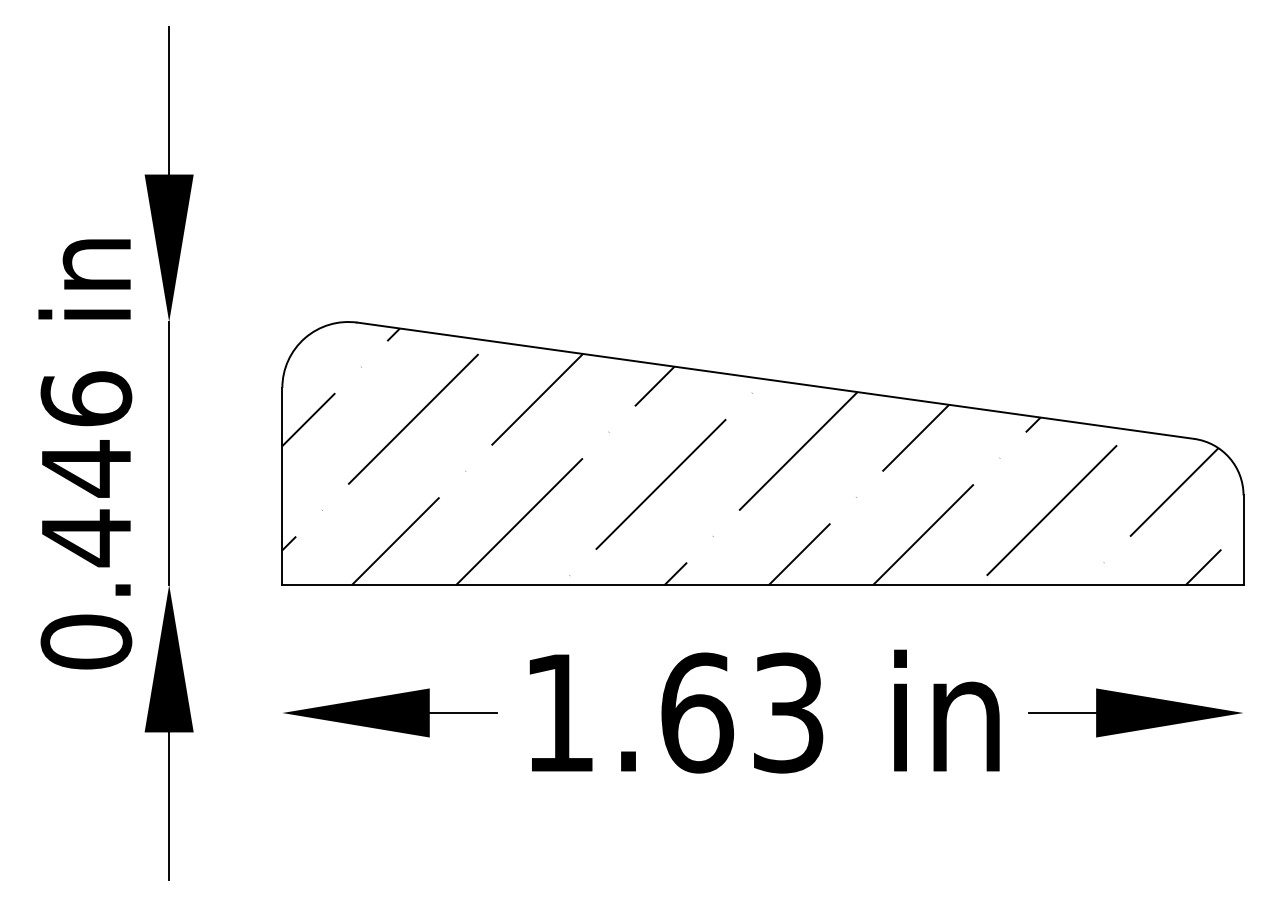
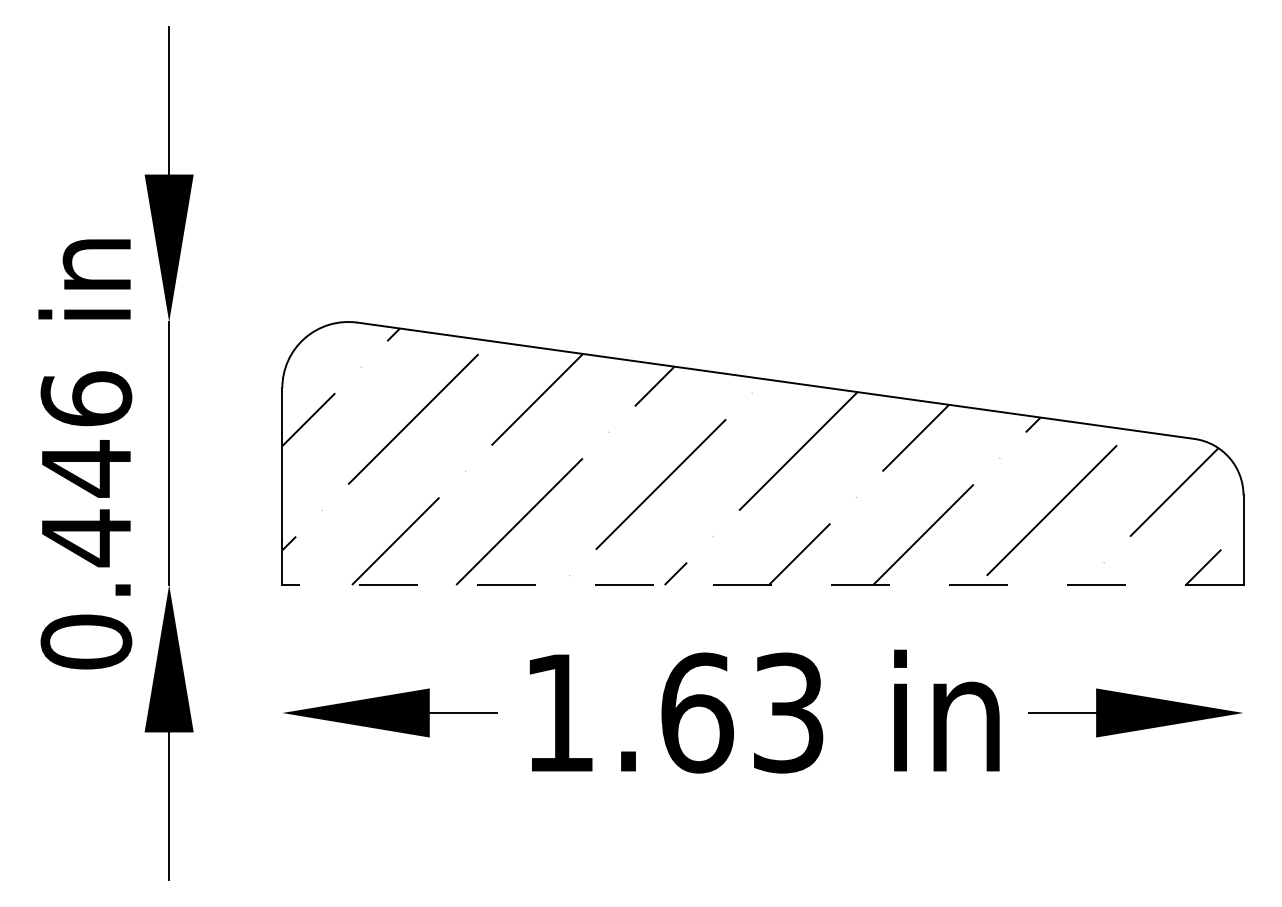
line: solid -> dashed (762, 584)
